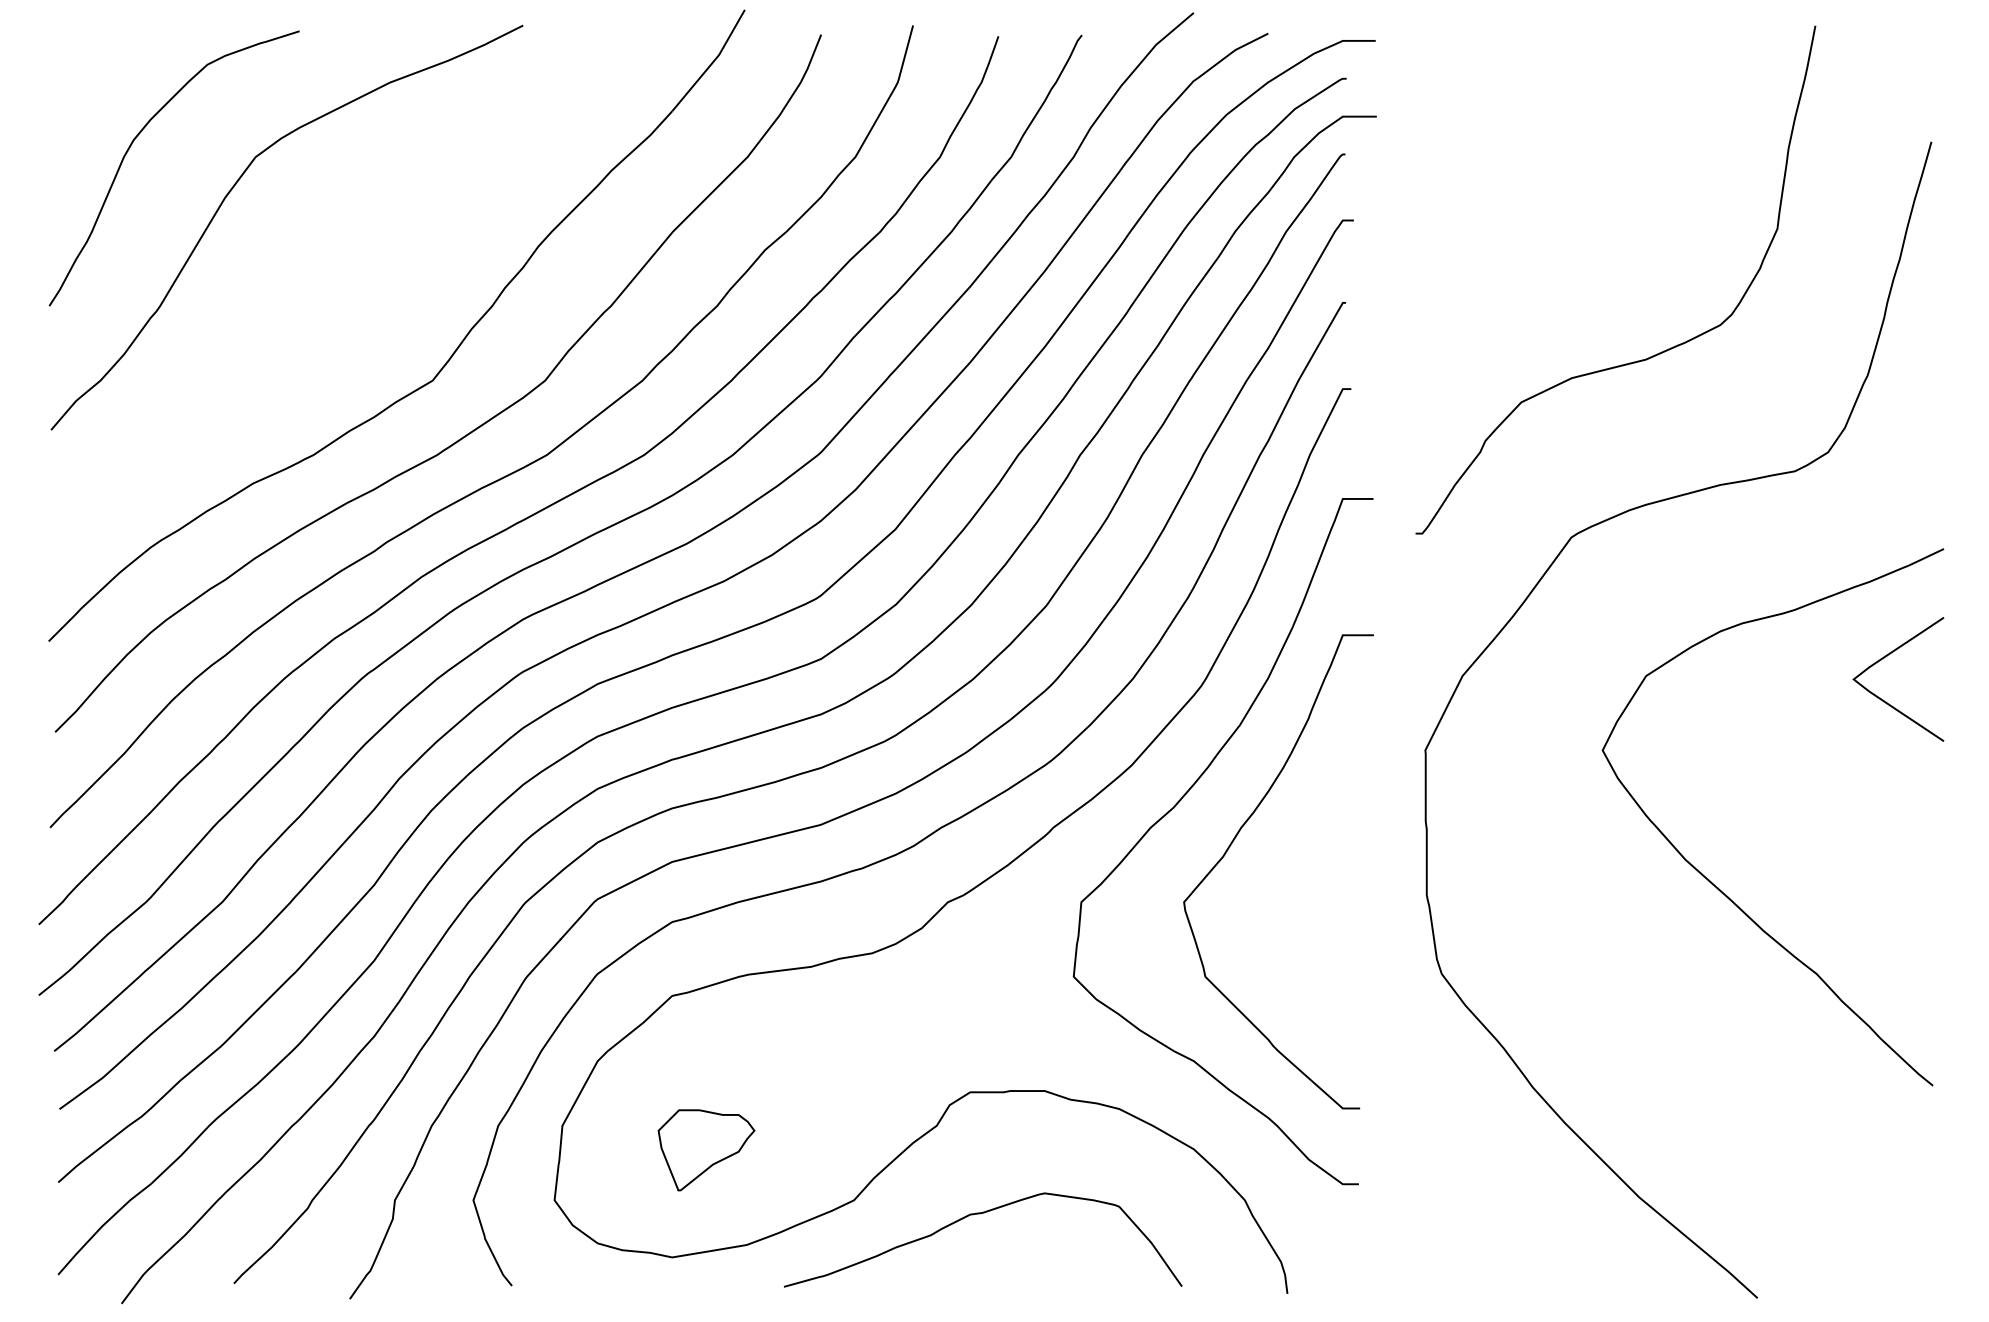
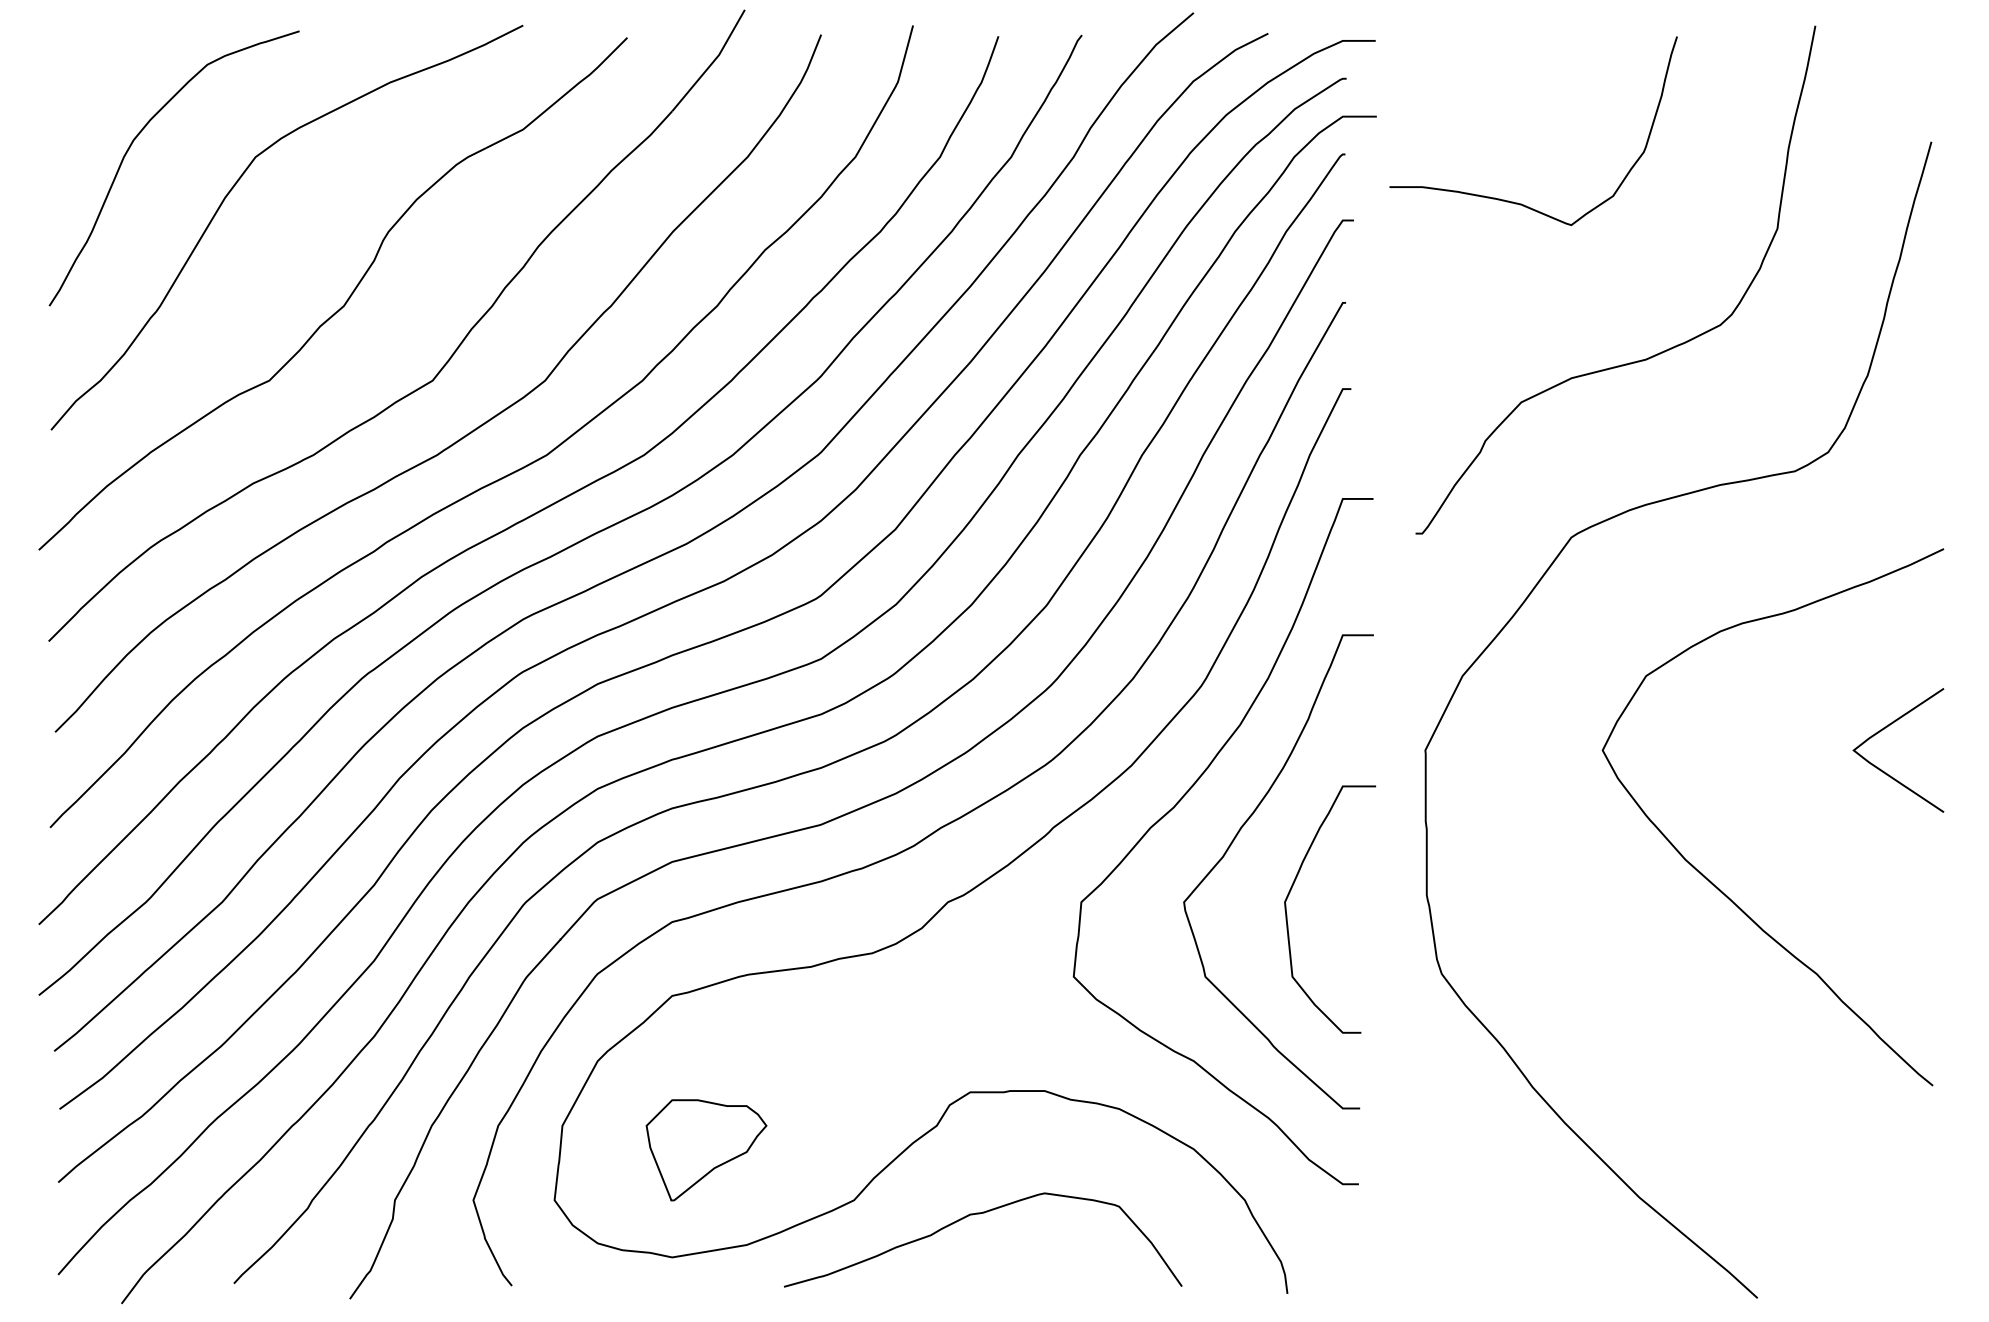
curve: none -> present (1517, 202)
part: none -> present (345, 301)
curve position: (1883, 699) -> (1883, 770) (1883, 770)
curve: none -> present (1287, 914)
part size: 99x83 px -> 123x103 px (706, 1150)
